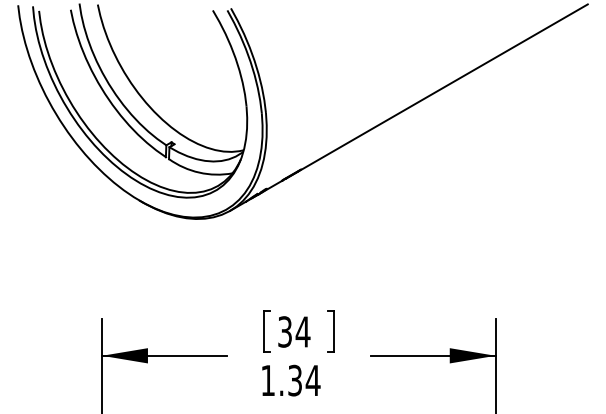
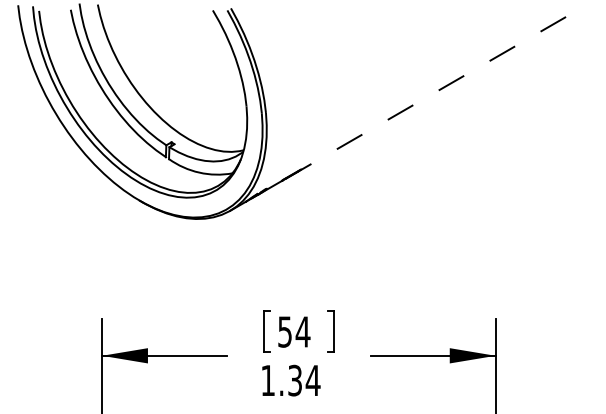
line: solid -> dashed (437, 91)
text: 34 -> 54 (284, 331)
